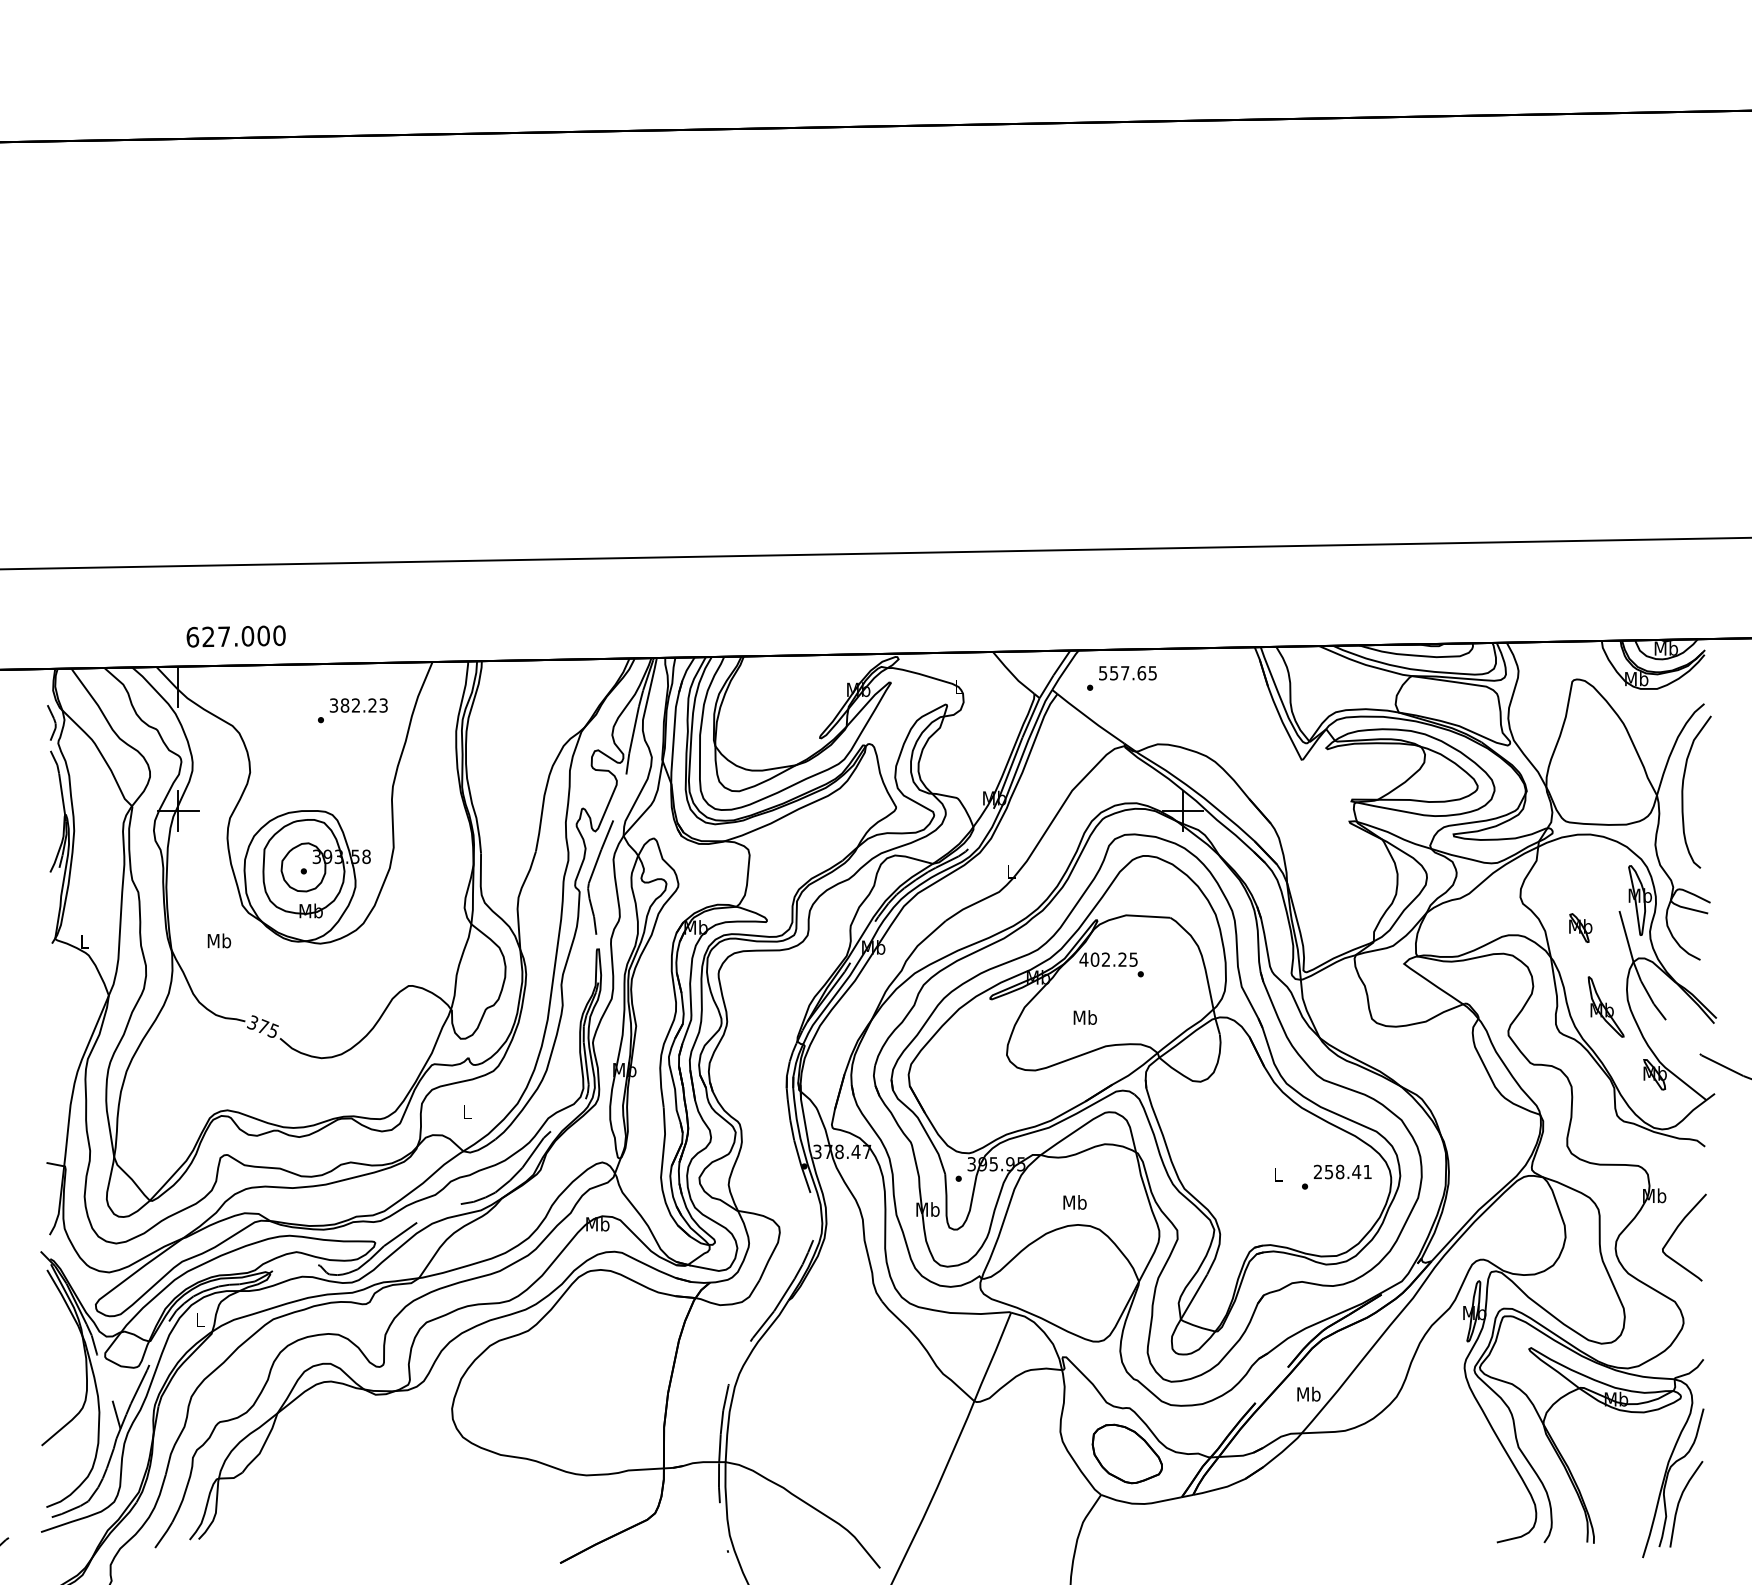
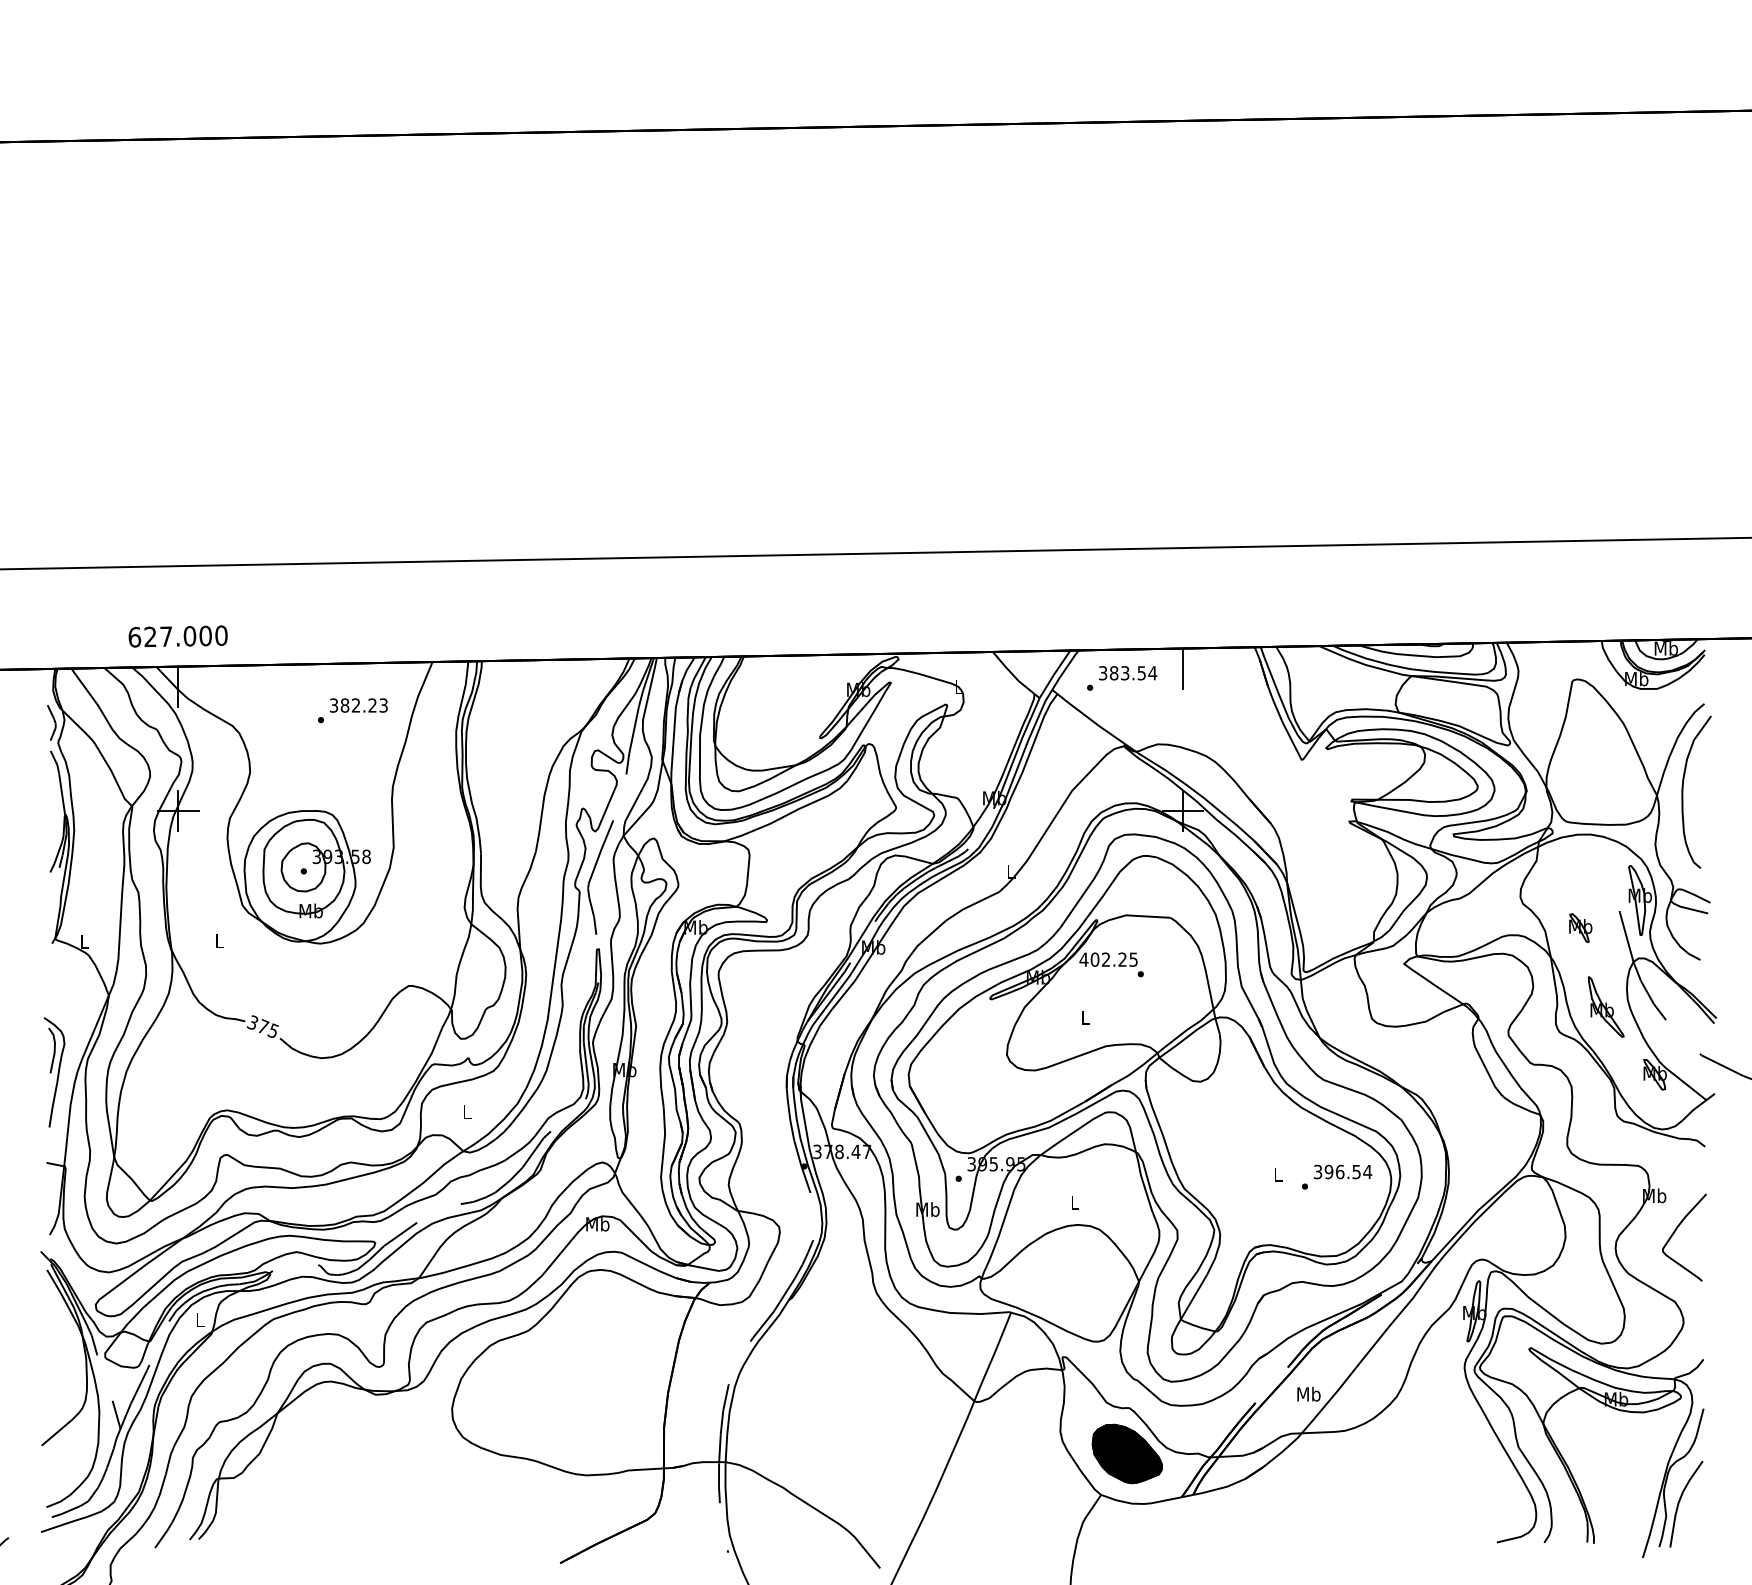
text position: (235, 636) -> (177, 636) (177, 636)
line: none -> present (1183, 668)
text: 557.65 -> 383.54 (1128, 673)
text: Mb -> L (219, 940)
text: Mb -> L (1084, 1017)
part: none -> present (54, 1072)
text: 258.41 -> 396.54 (1343, 1171)
text: Mb -> L (1074, 1202)
fill: none -> present (1127, 1453)
